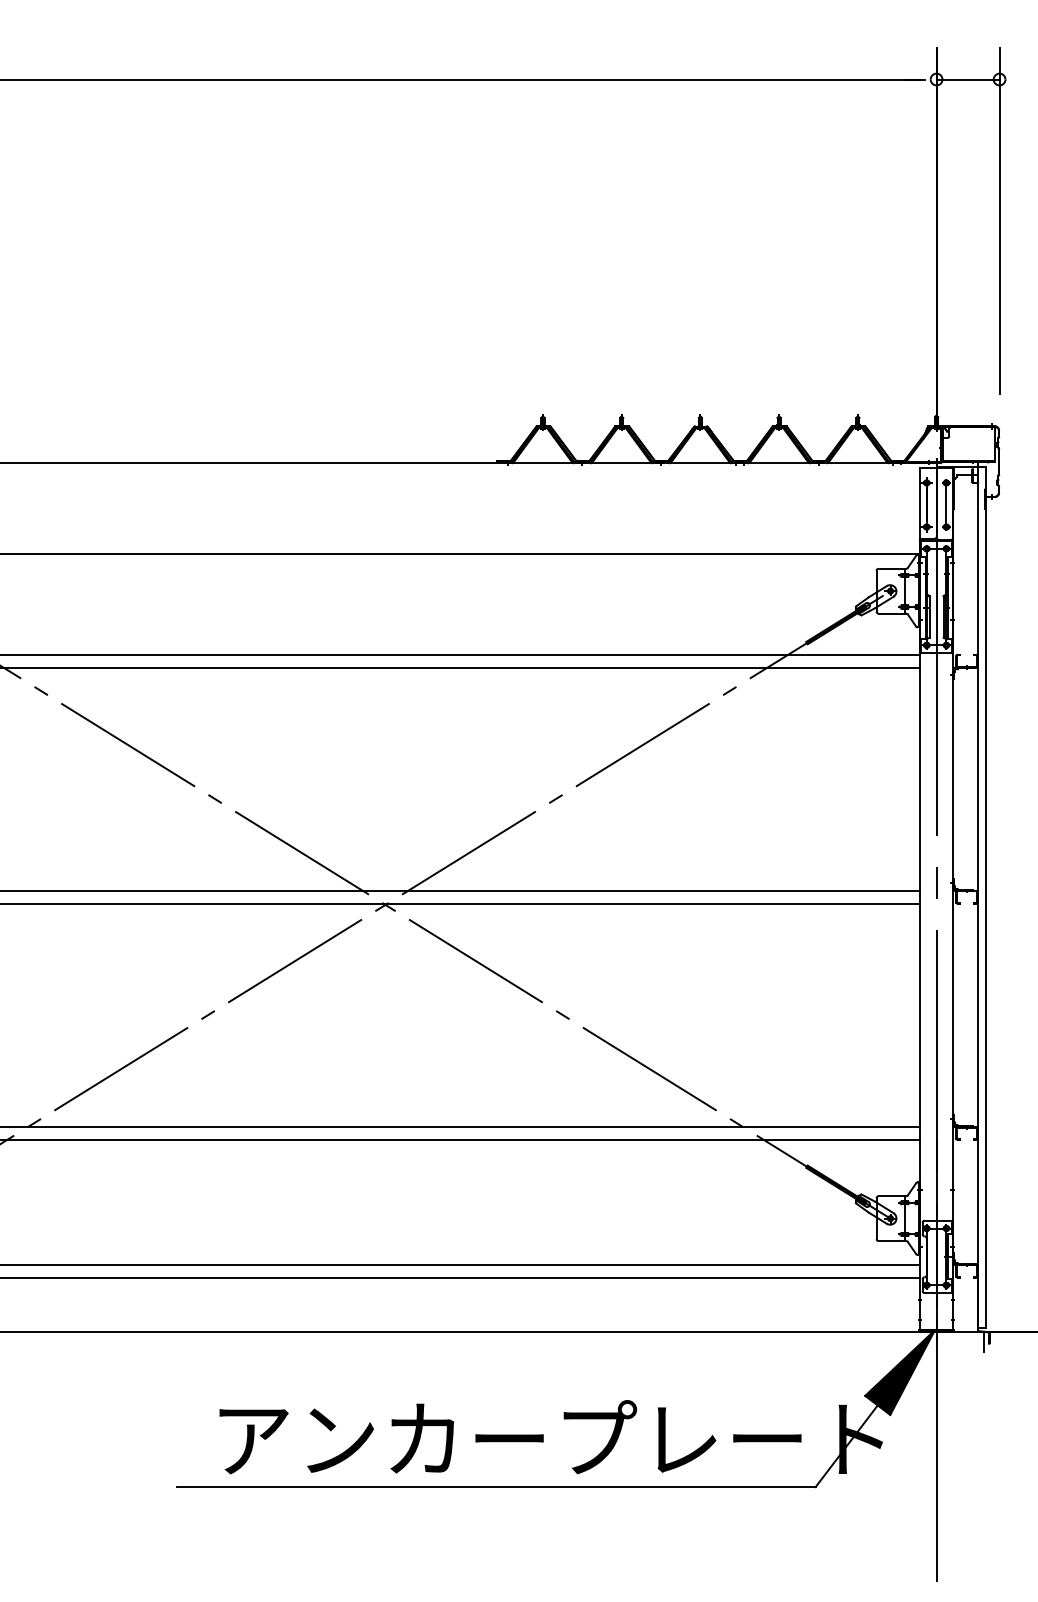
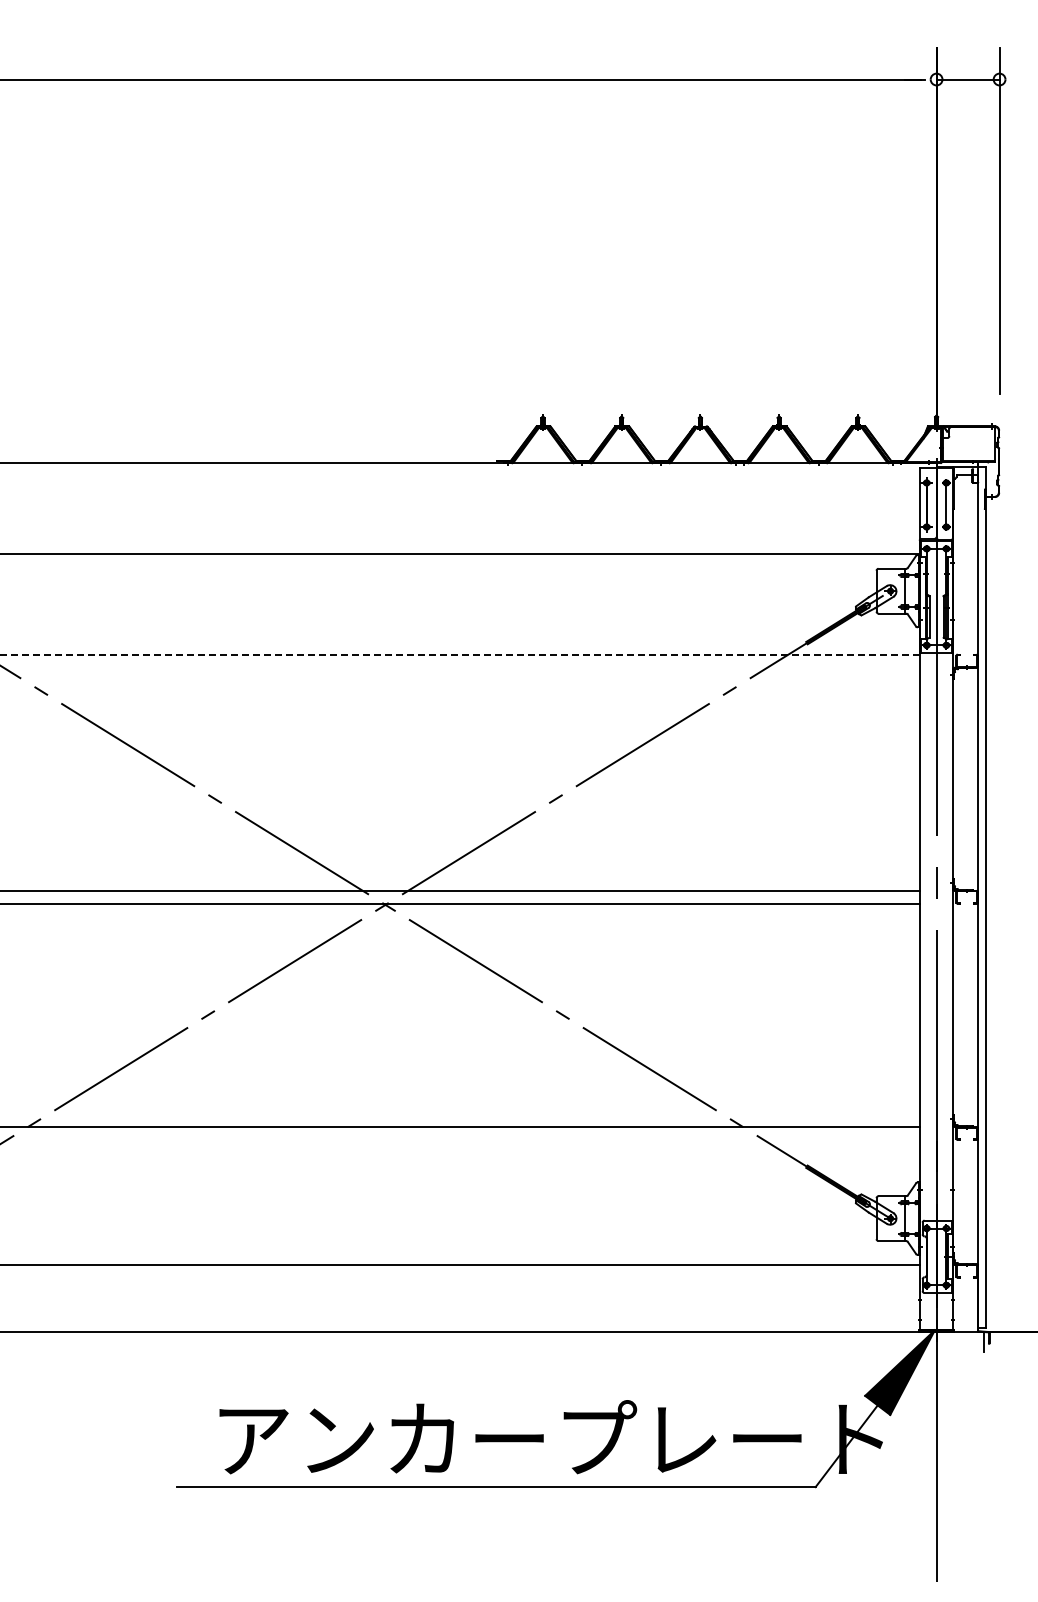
line: solid -> dashed (459, 654)
line: present -> none (460, 667)
line: present -> none (460, 1139)
line: present -> none (460, 1277)
